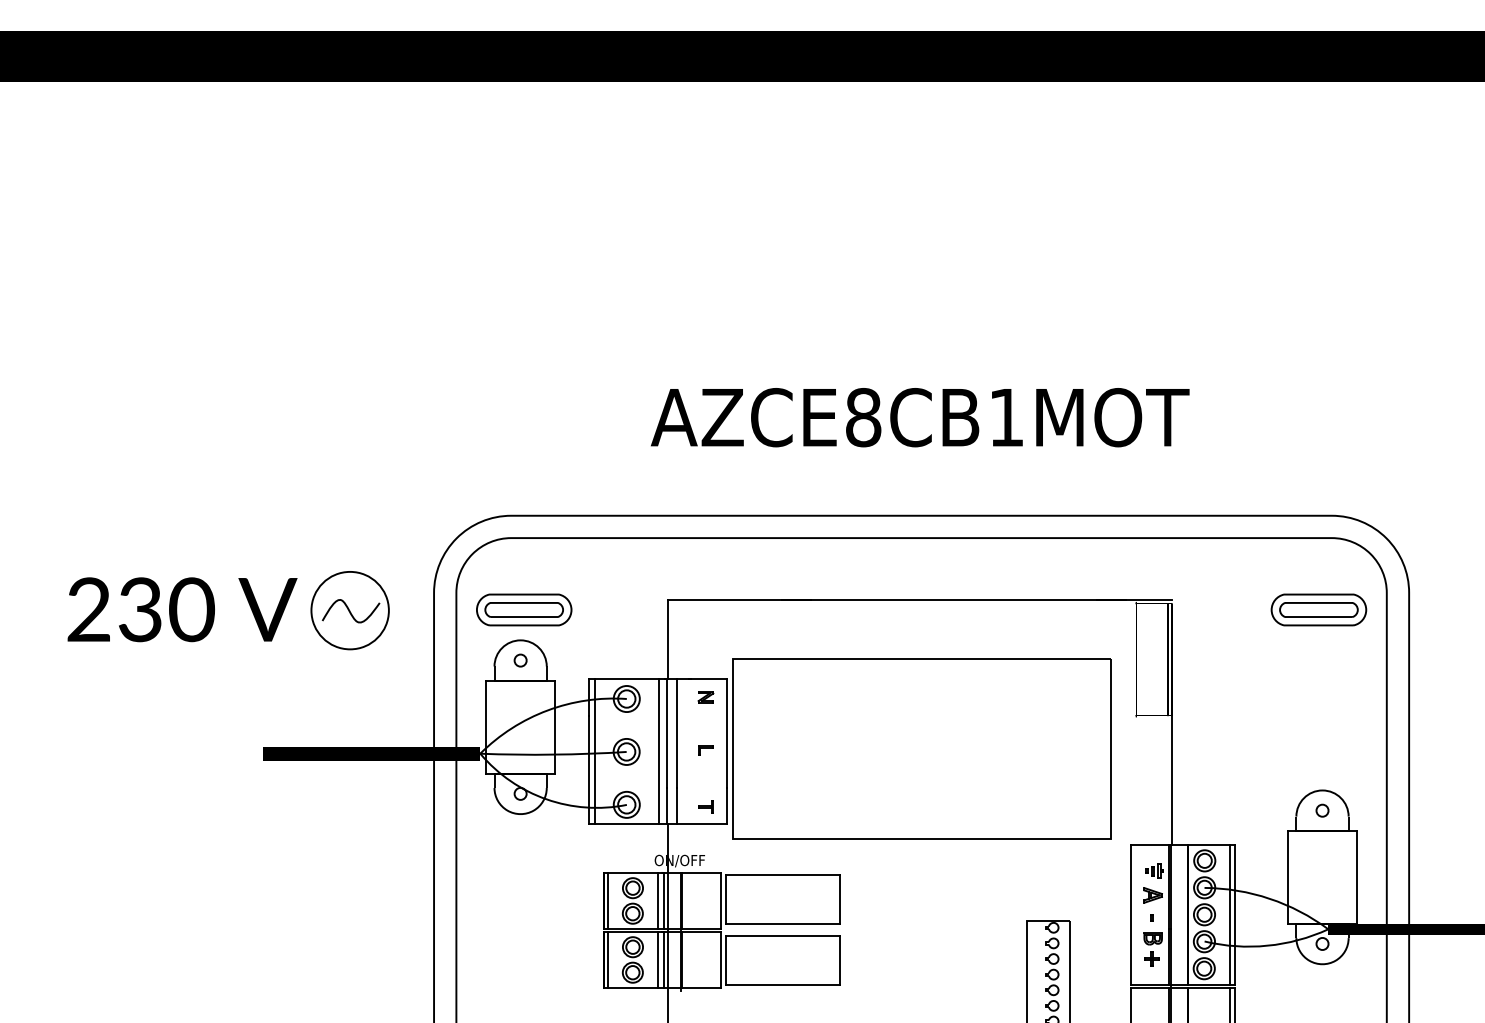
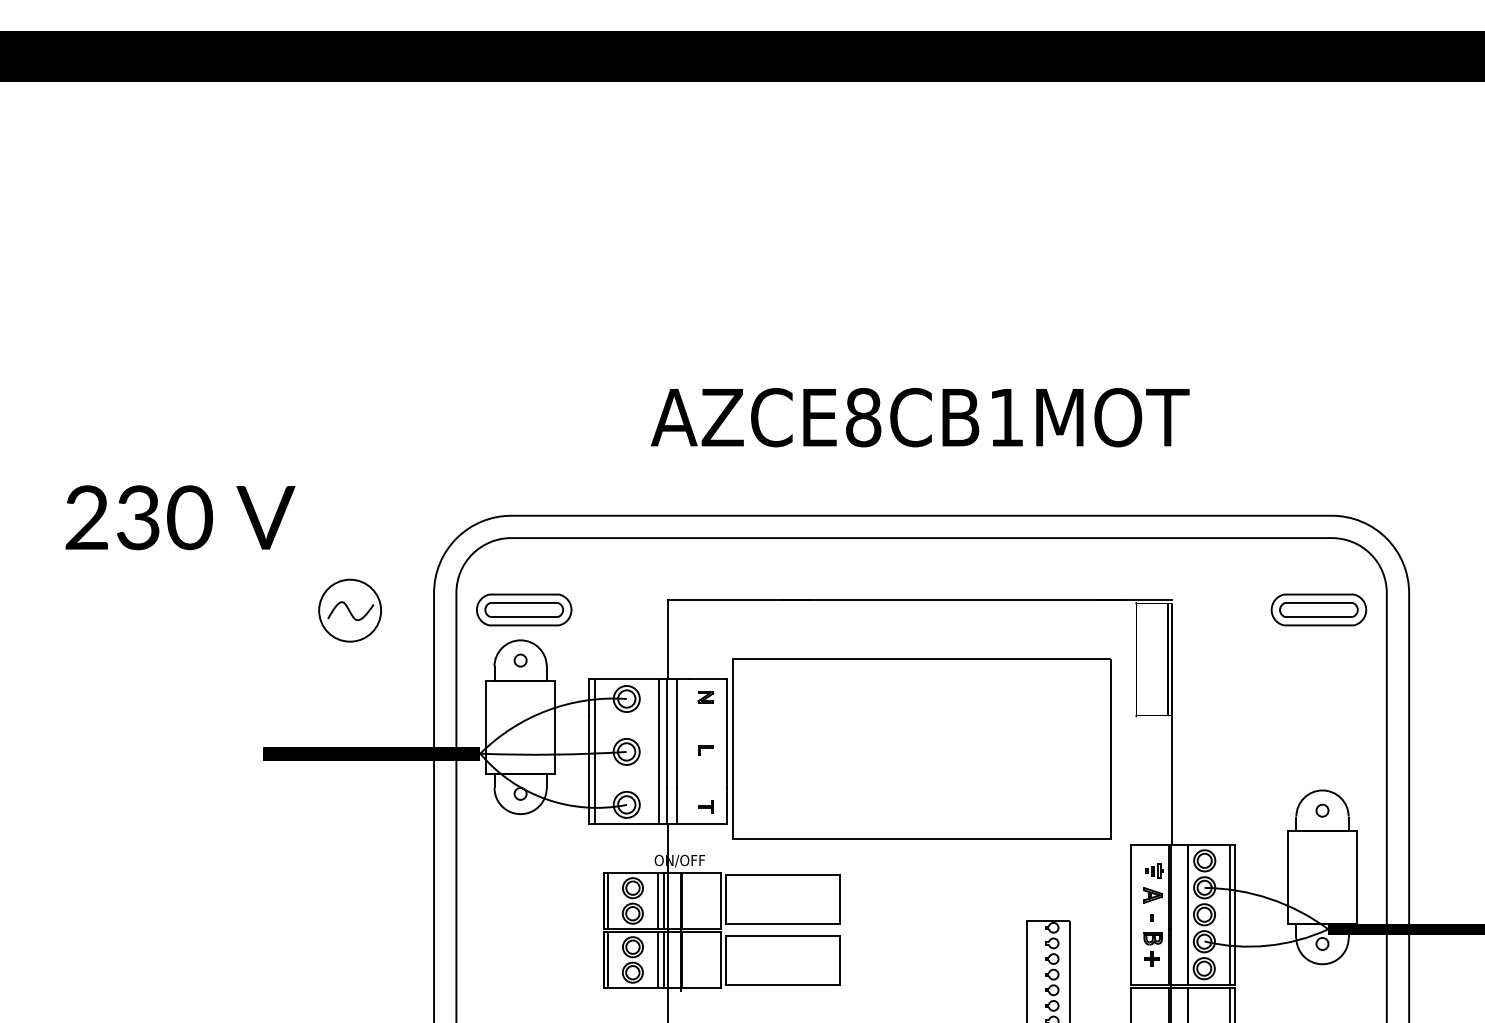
text position: (182, 609) -> (180, 517) (180, 517)
part size: 80x80 px -> 64x65 px (349, 610)
